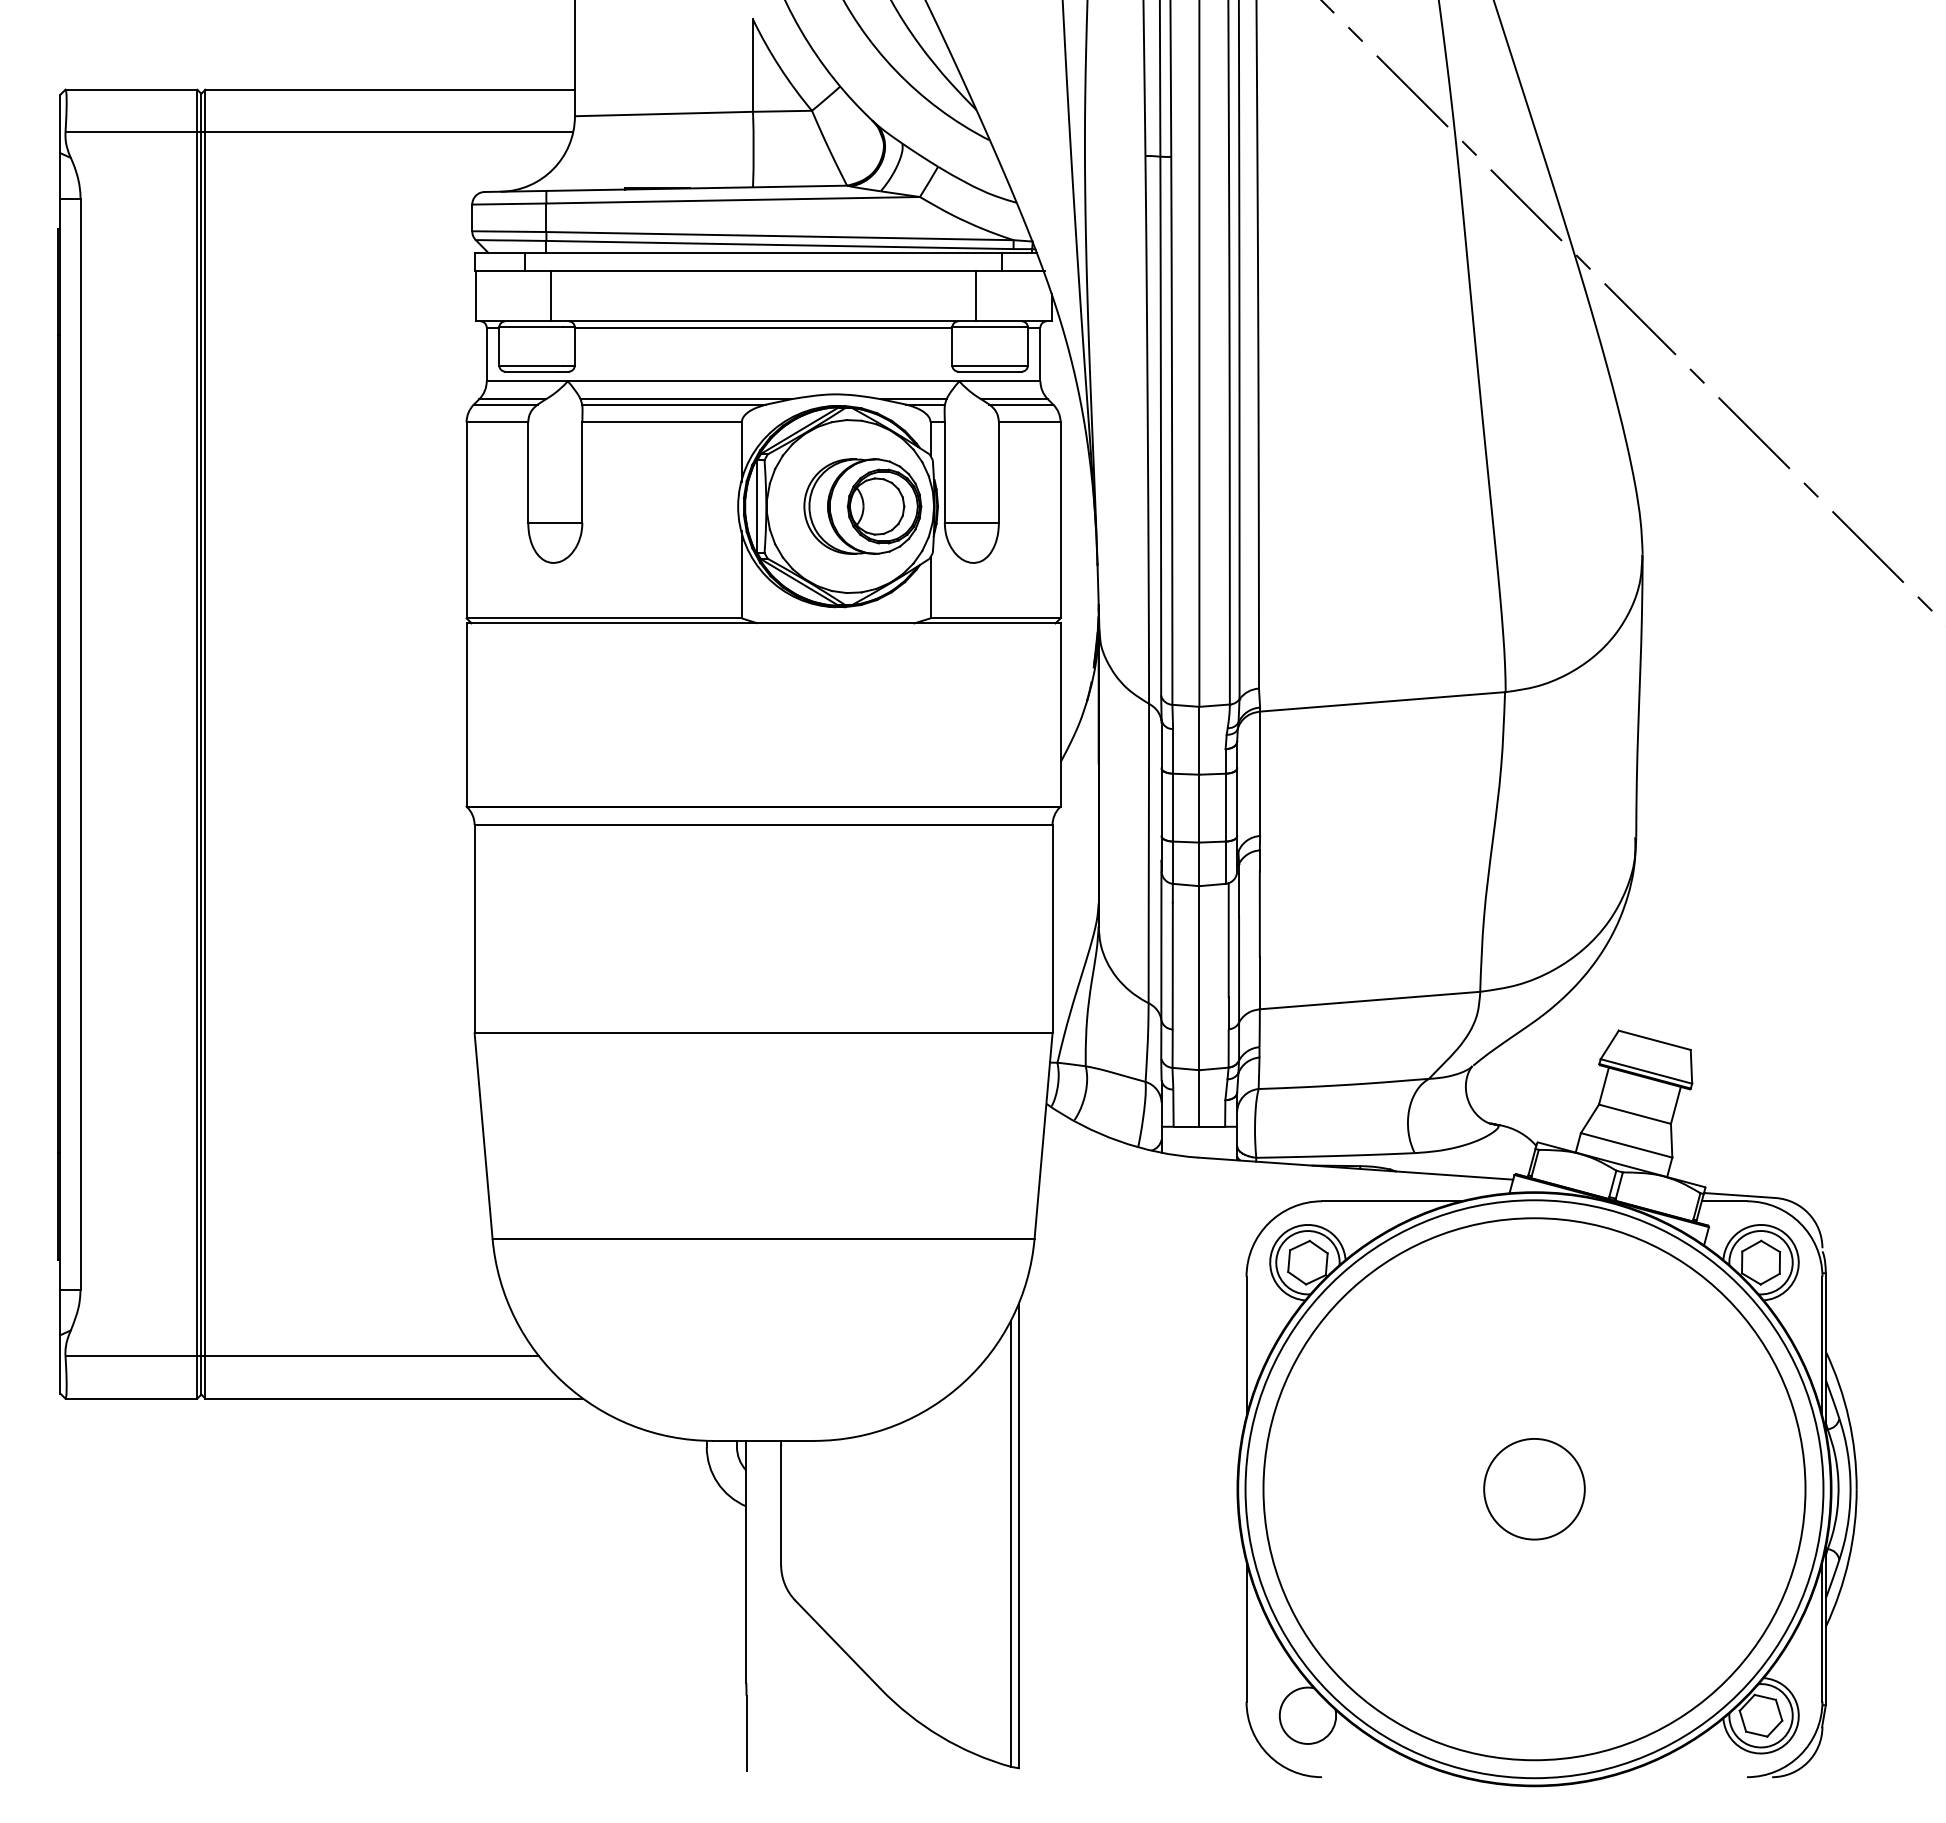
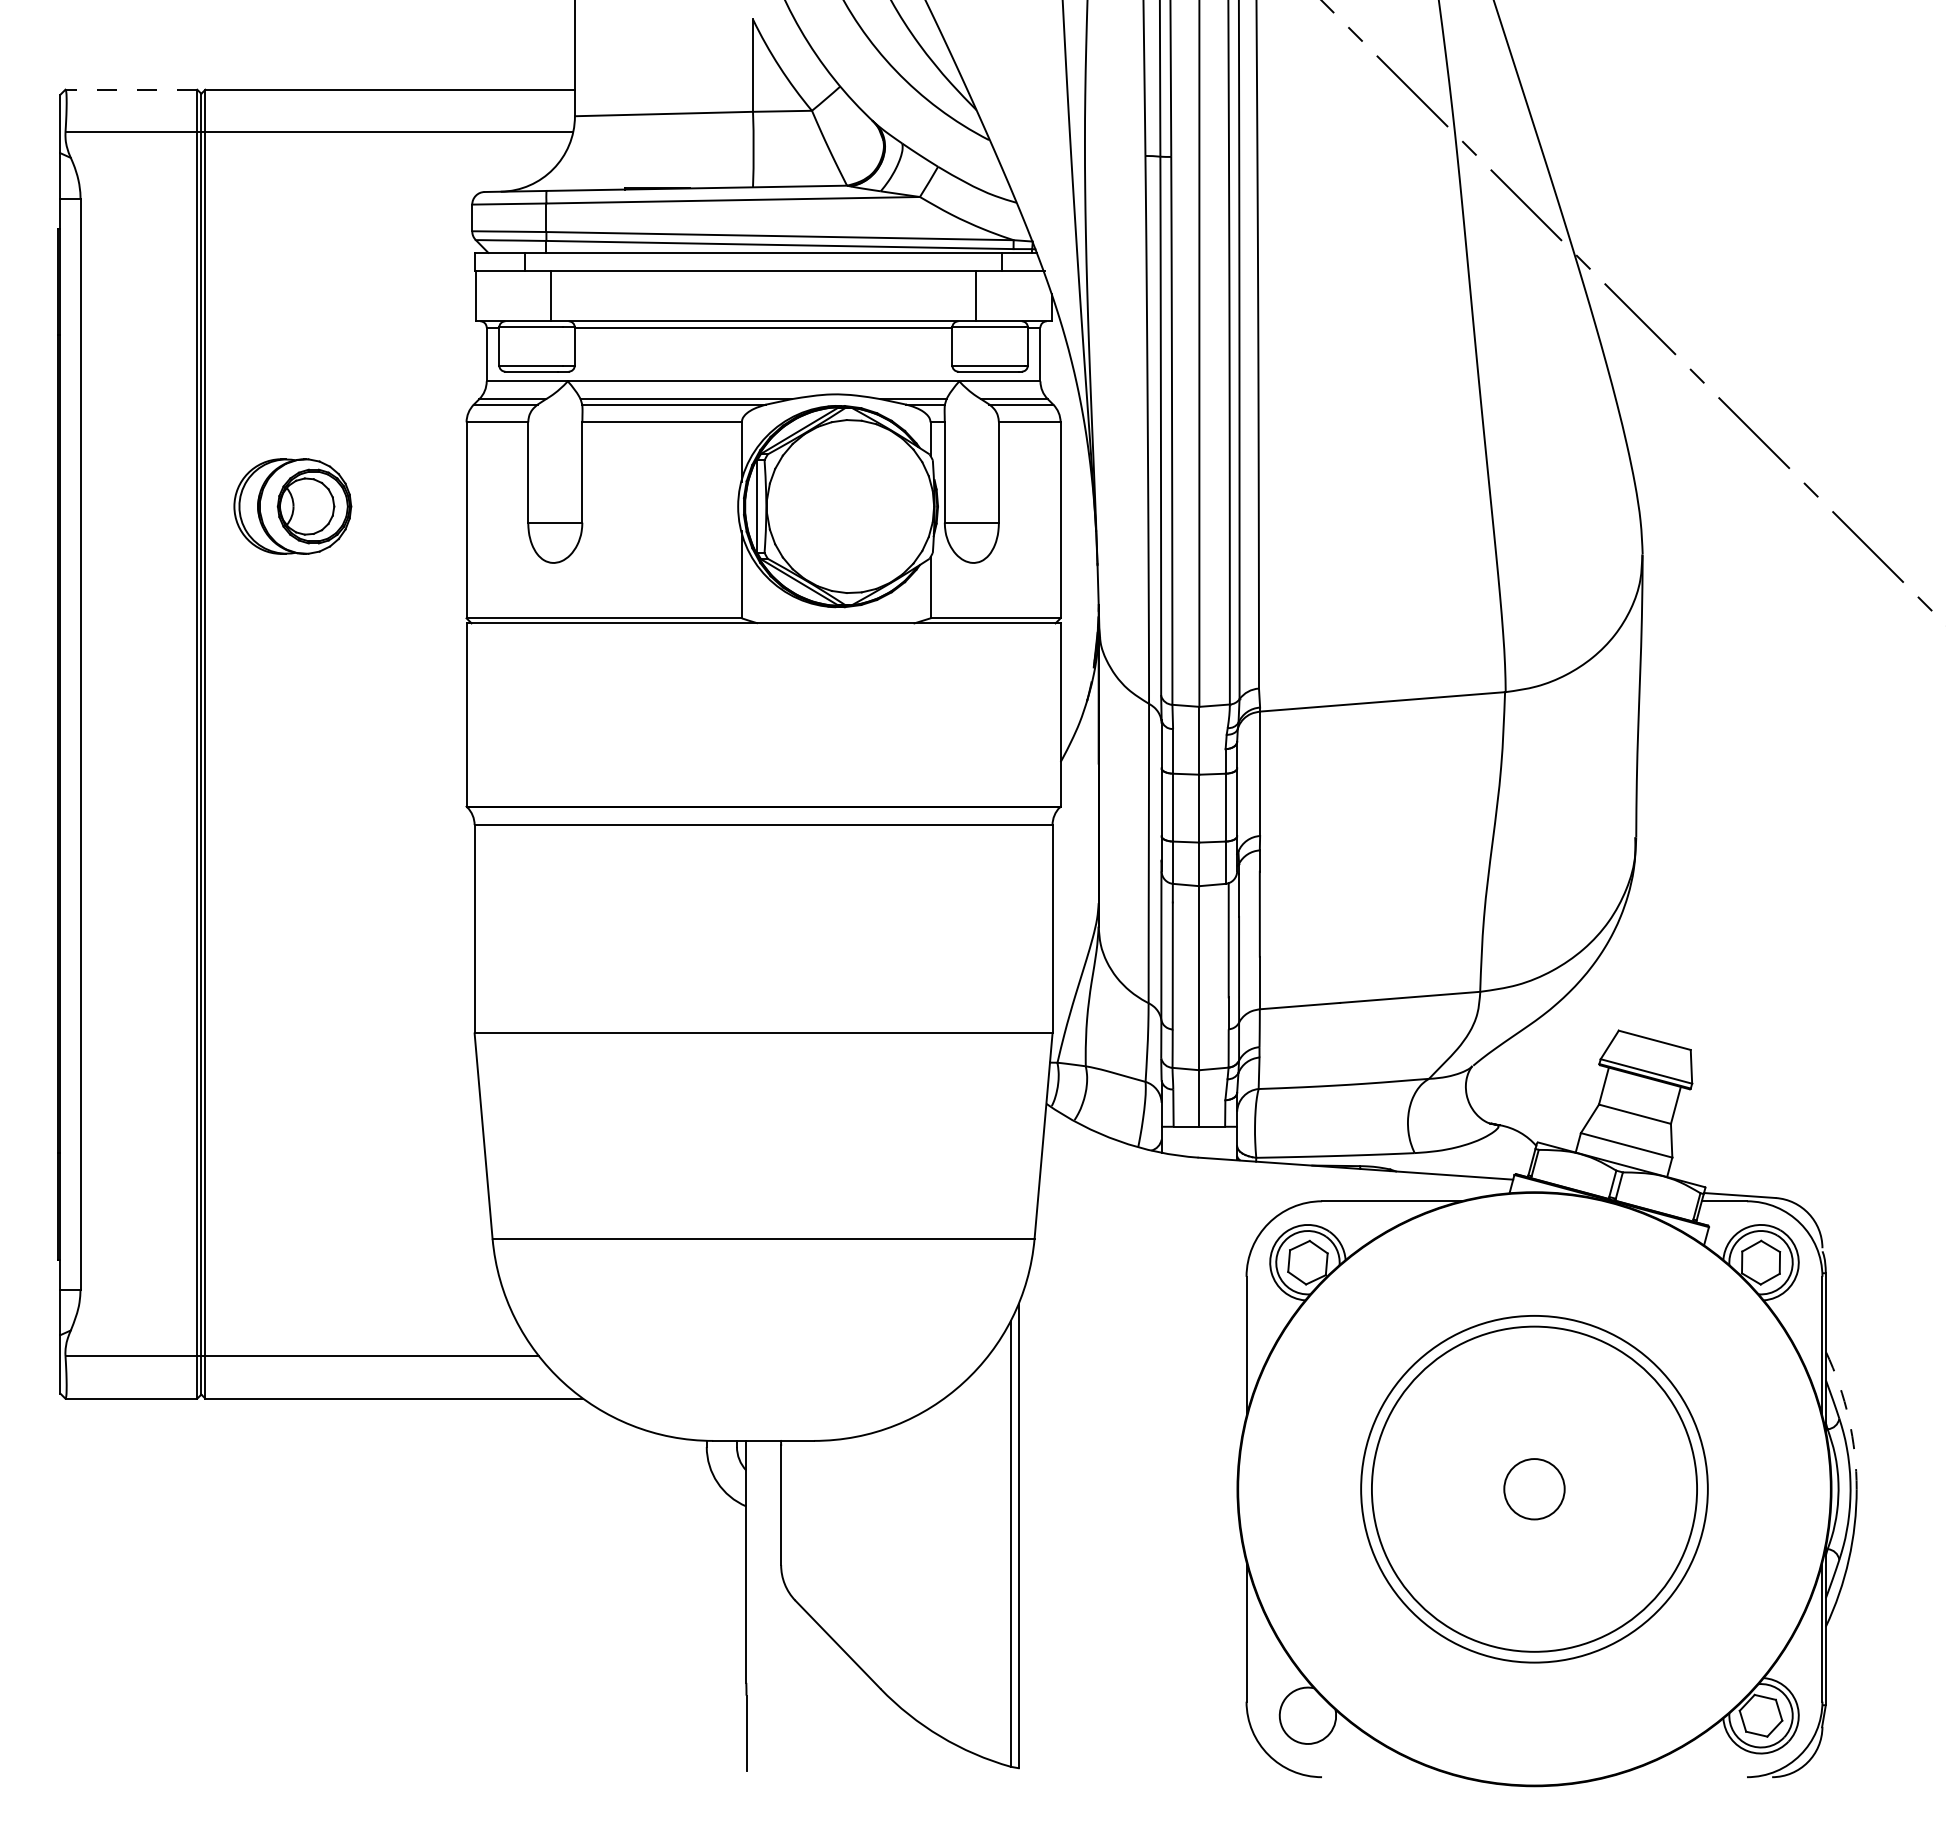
line: solid -> dashed (131, 89)
part position: (862, 506) -> (292, 506) (292, 506)
arc: solid -> dashed (1848, 1418)
circle diameter: 101 px -> 60 px (1534, 1489)
circle diameter: 542 px -> 325 px (1534, 1488)
circle diameter: 578 px -> 347 px (1534, 1488)
